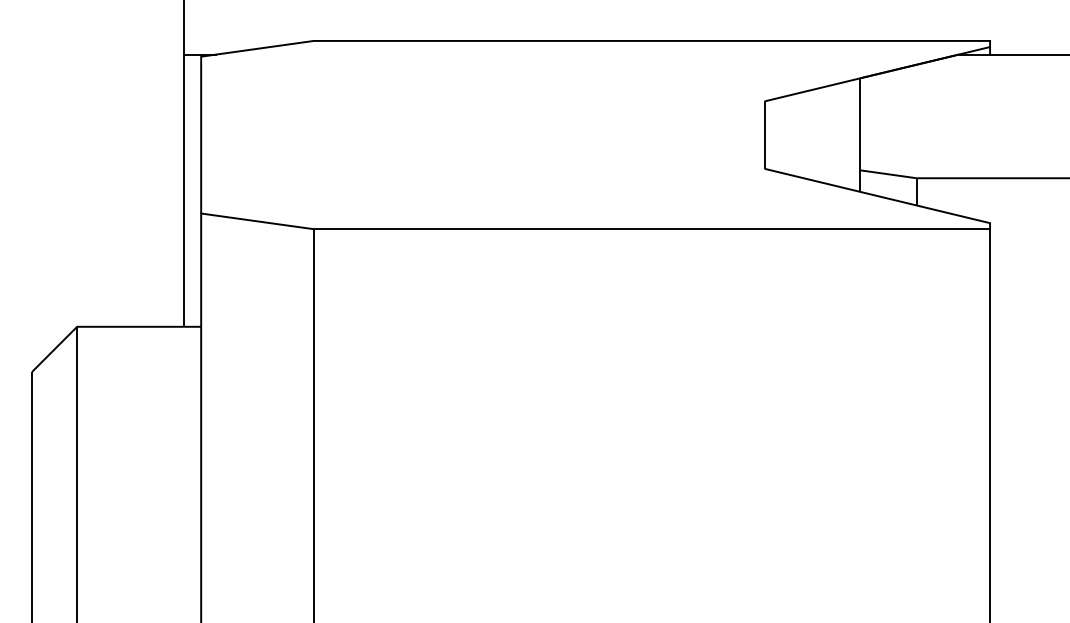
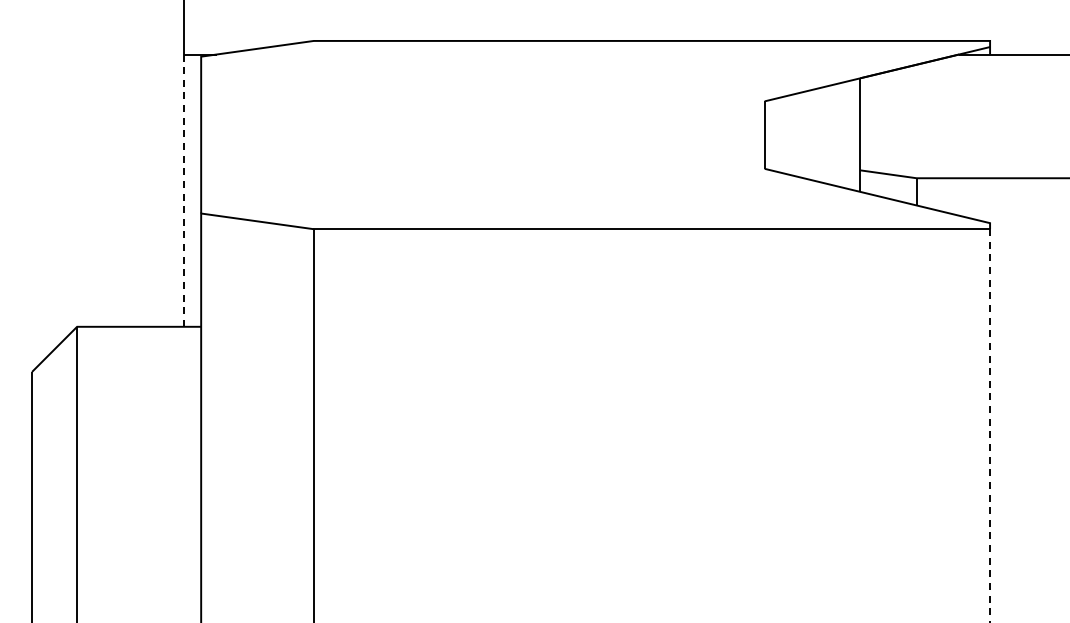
line: solid -> dashed (183, 190)
line: solid -> dashed (990, 426)
